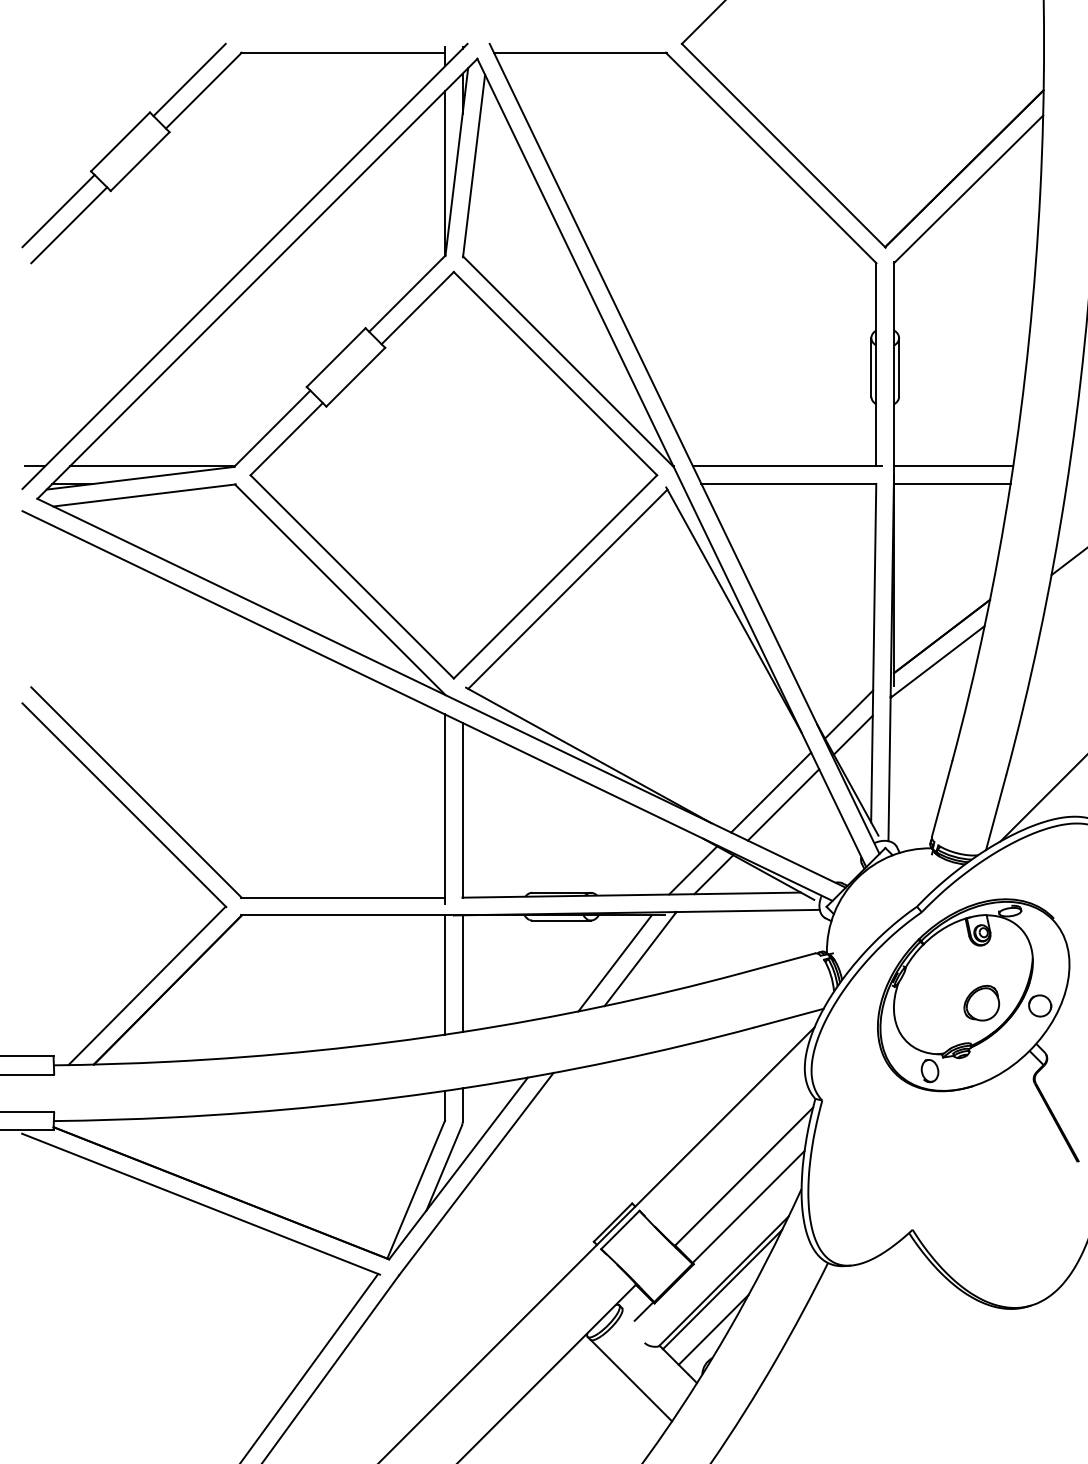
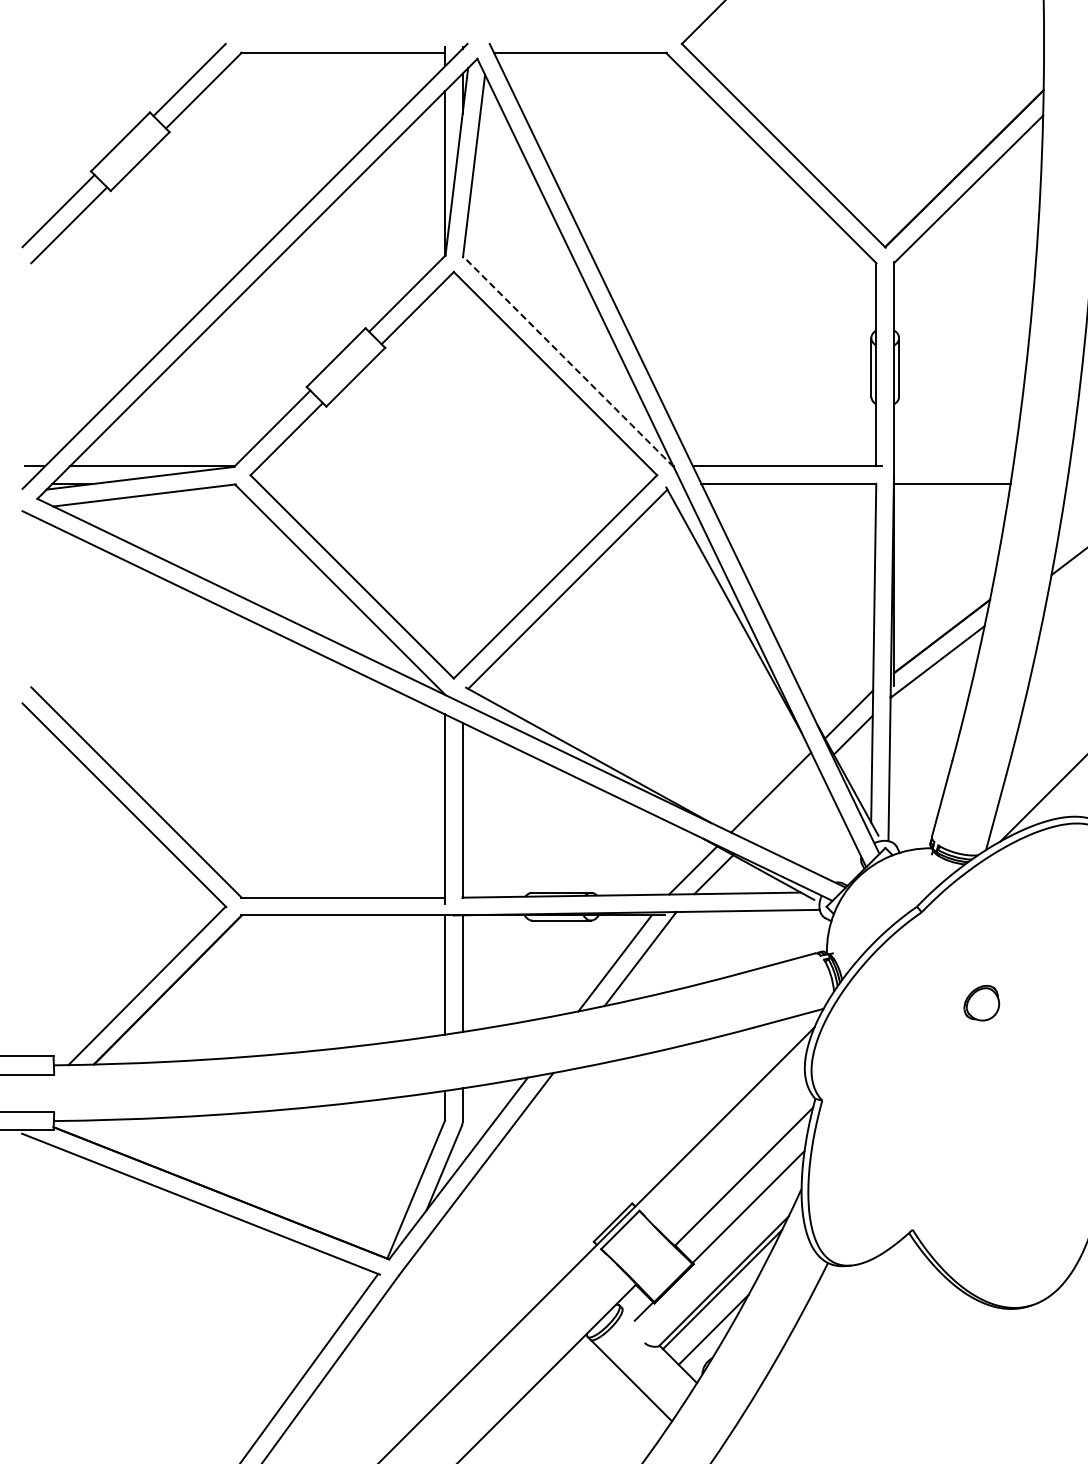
line: solid -> dashed (568, 361)
line: present -> none (953, 466)
line: present -> none (783, 804)
part: present -> none (978, 1030)
